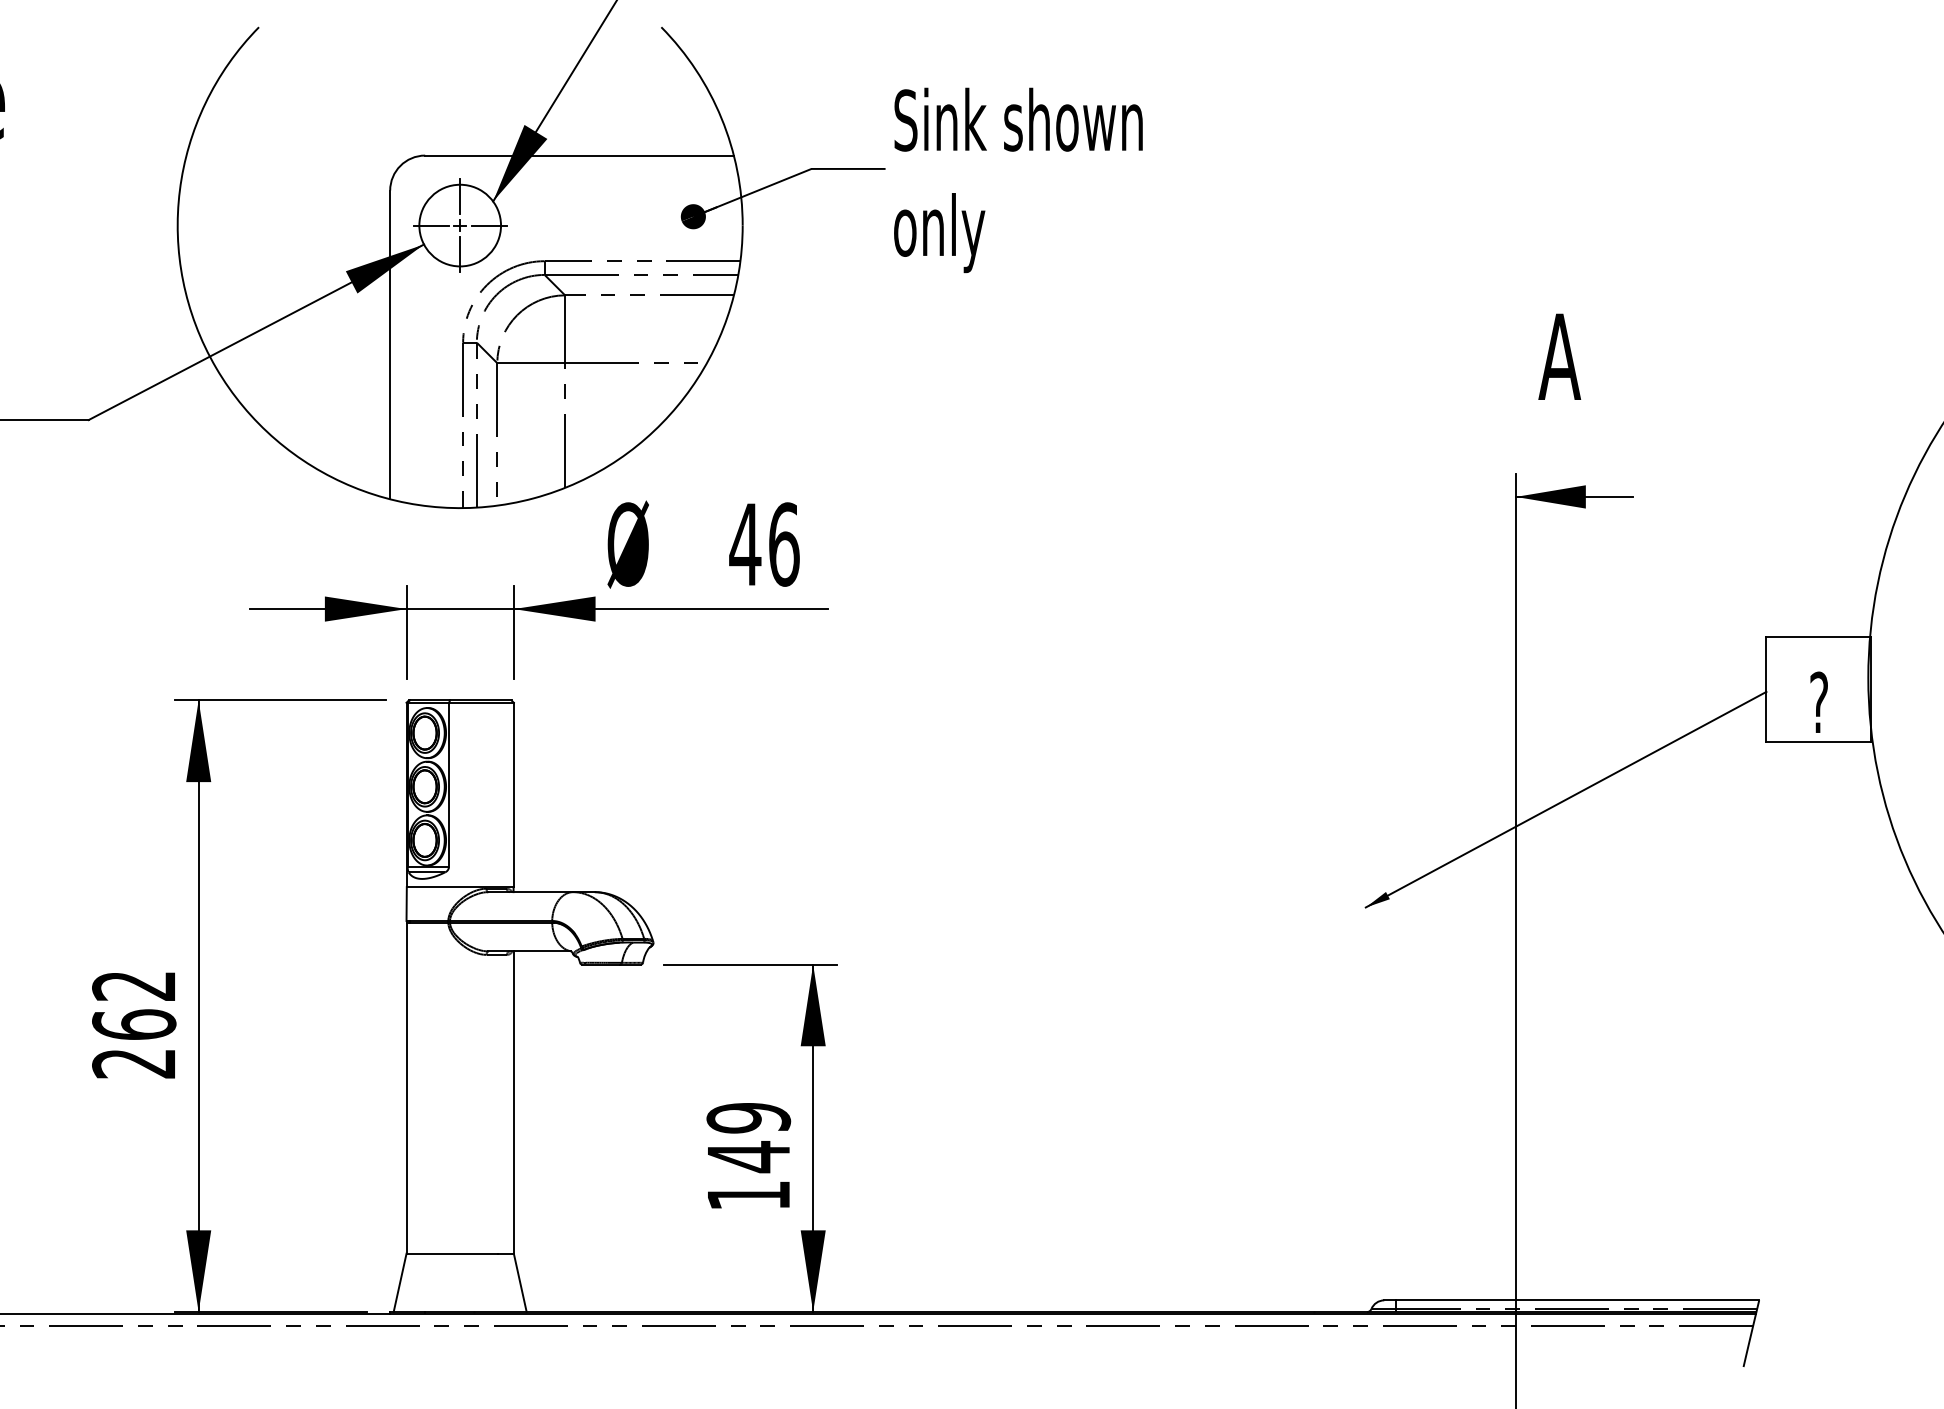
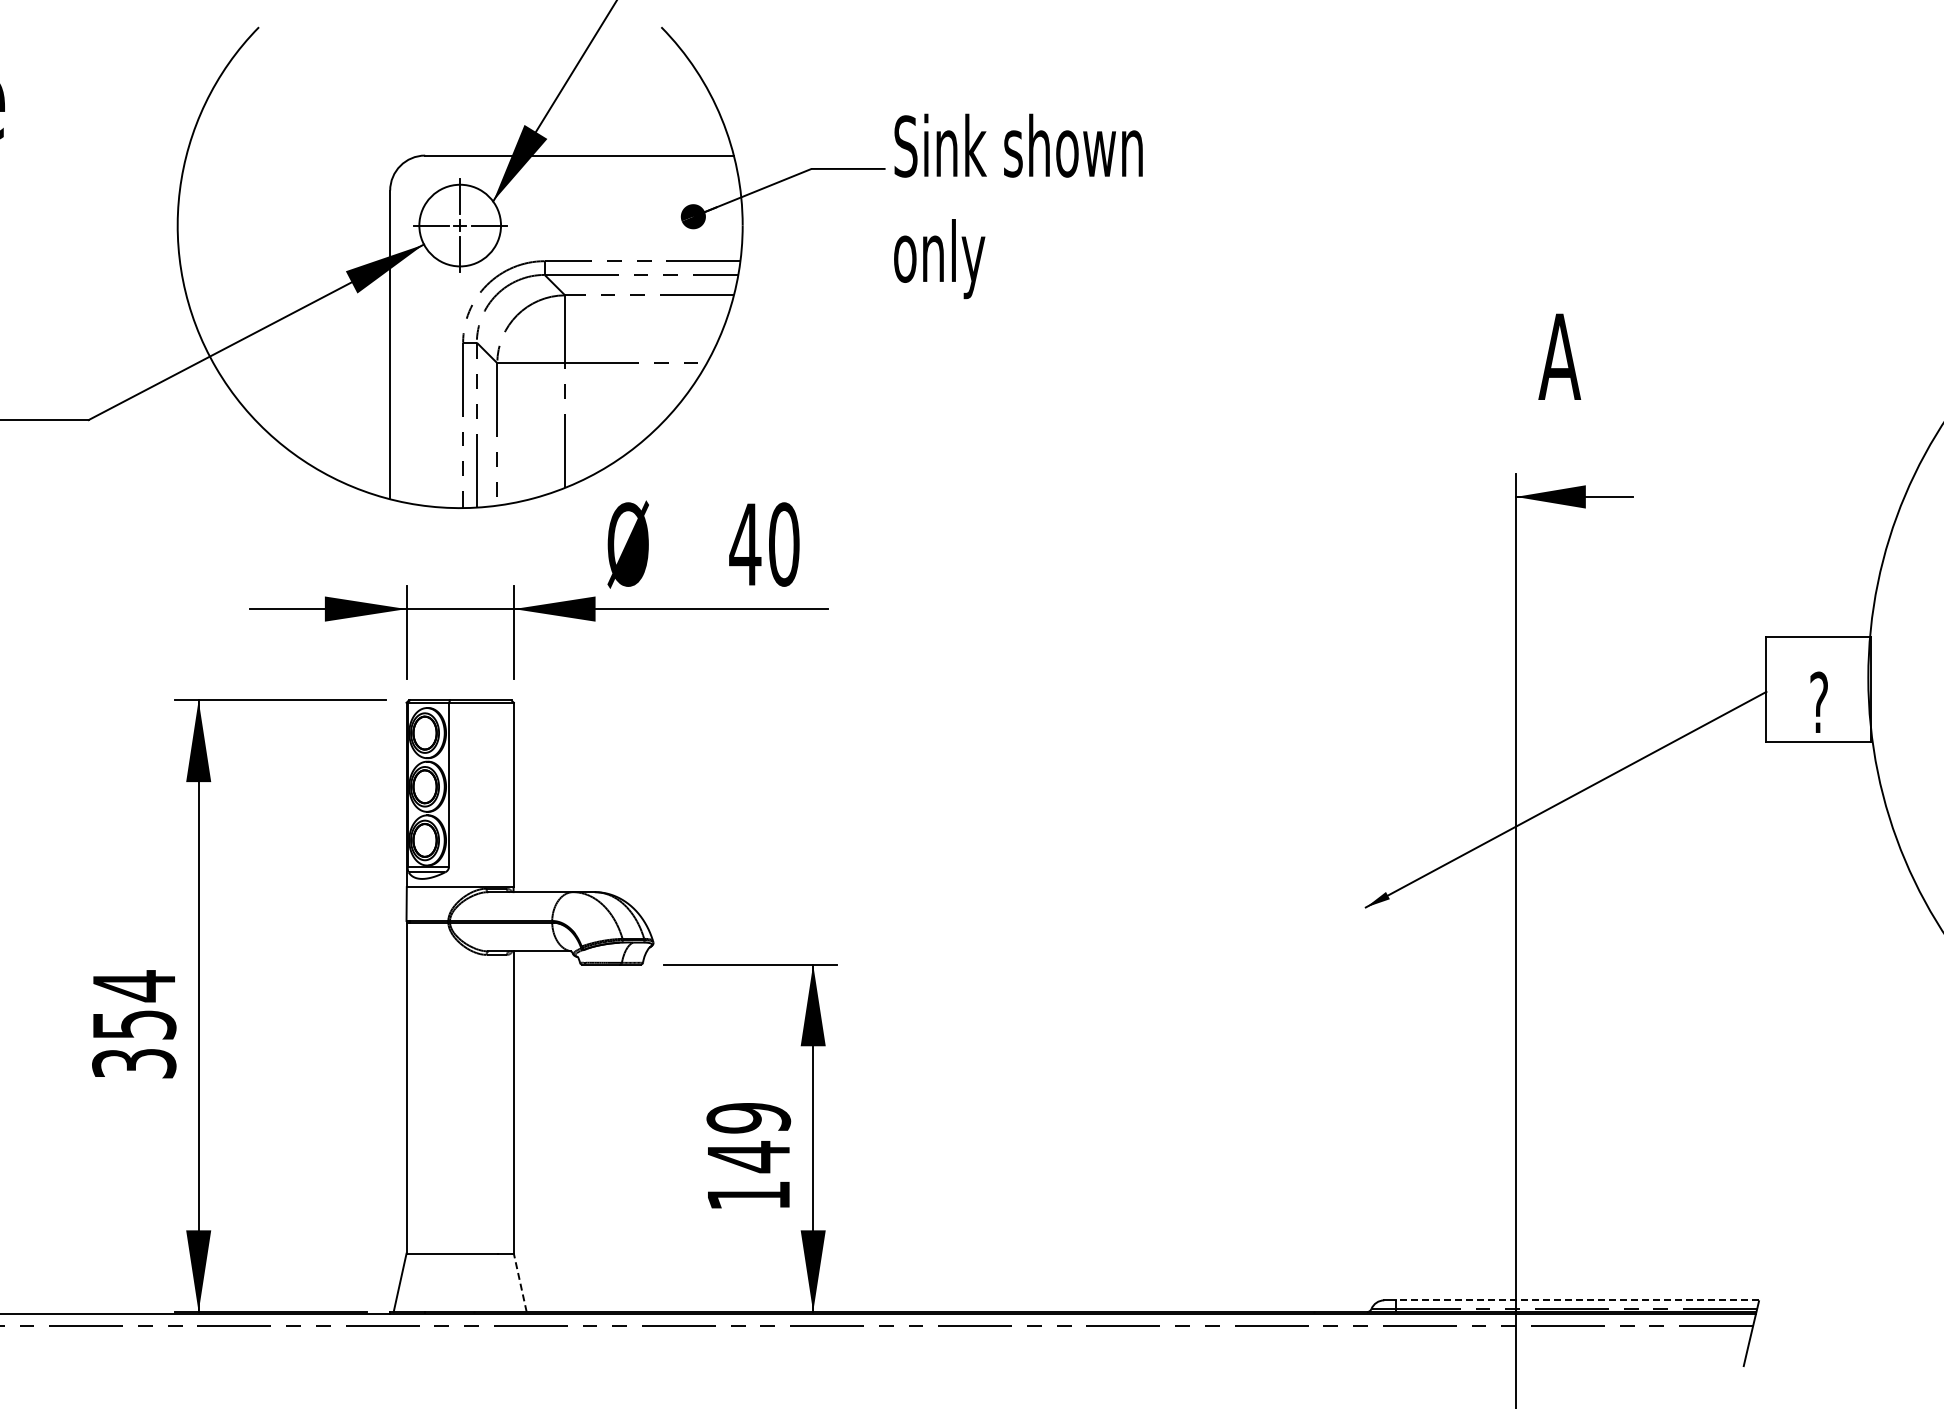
text position: (1018, 180) -> (1018, 206) (1018, 206)
text: 46 -> 40 (784, 544)
text: 262 -> 354 (134, 1024)
line: solid -> dashed (520, 1282)
line: solid -> dashed (1577, 1300)
